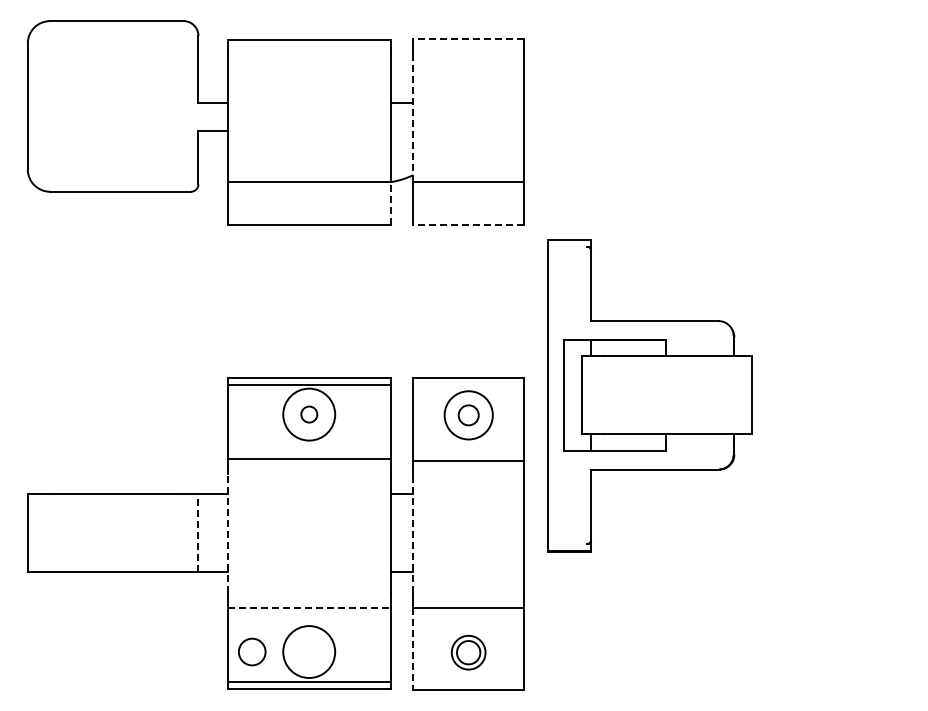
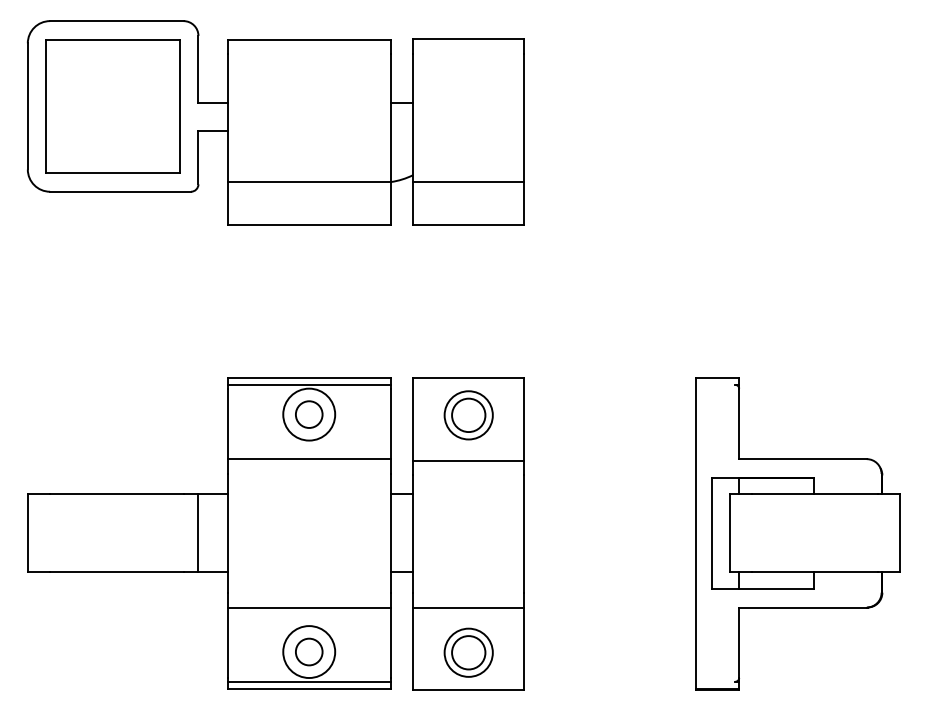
line: dashed -> solid (468, 38)
part: none -> present (112, 106)
line: dashed -> solid (413, 117)
line: dashed -> solid (390, 203)
line: dashed -> solid (468, 225)
part position: (649, 395) -> (797, 533) (797, 533)
circle size: 19x19 px -> 29x29 px (309, 414)
circle diameter: 20 px -> 33 px (468, 415)
line: dashed -> solid (227, 532)
line: dashed -> solid (198, 533)
line: dashed -> solid (413, 534)
line: dashed -> solid (309, 607)
line: dashed -> solid (413, 649)
circle position: (252, 651) -> (309, 651) (309, 651)
part size: 37x37 px -> 51x51 px (468, 652)
